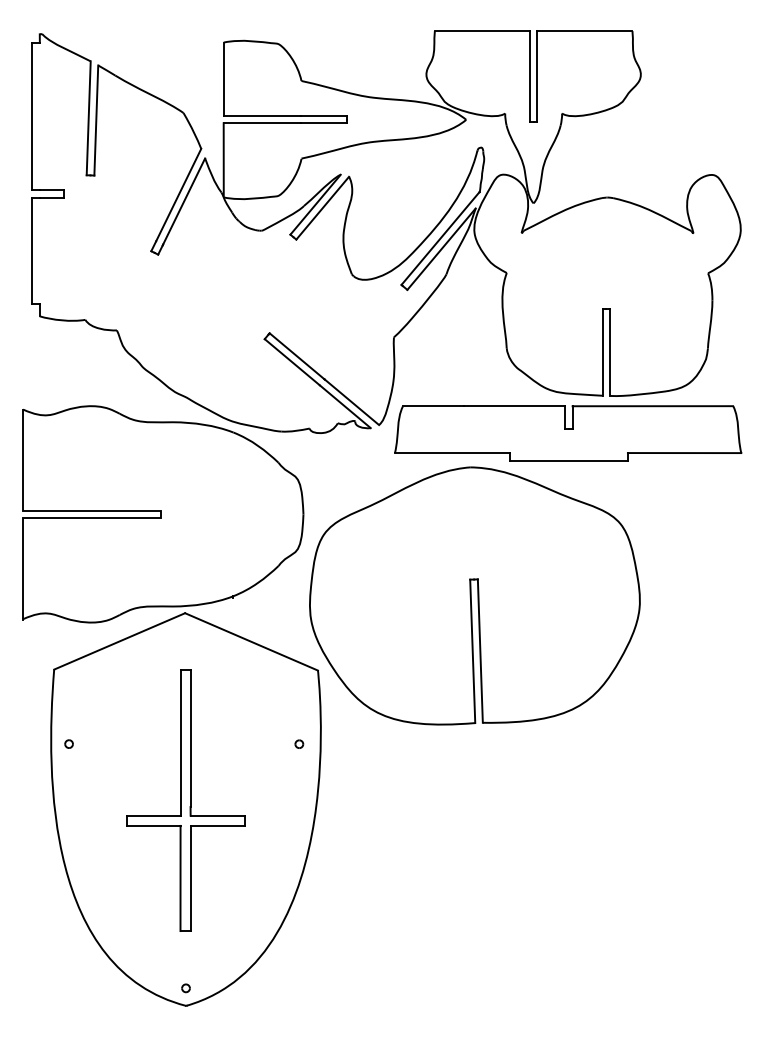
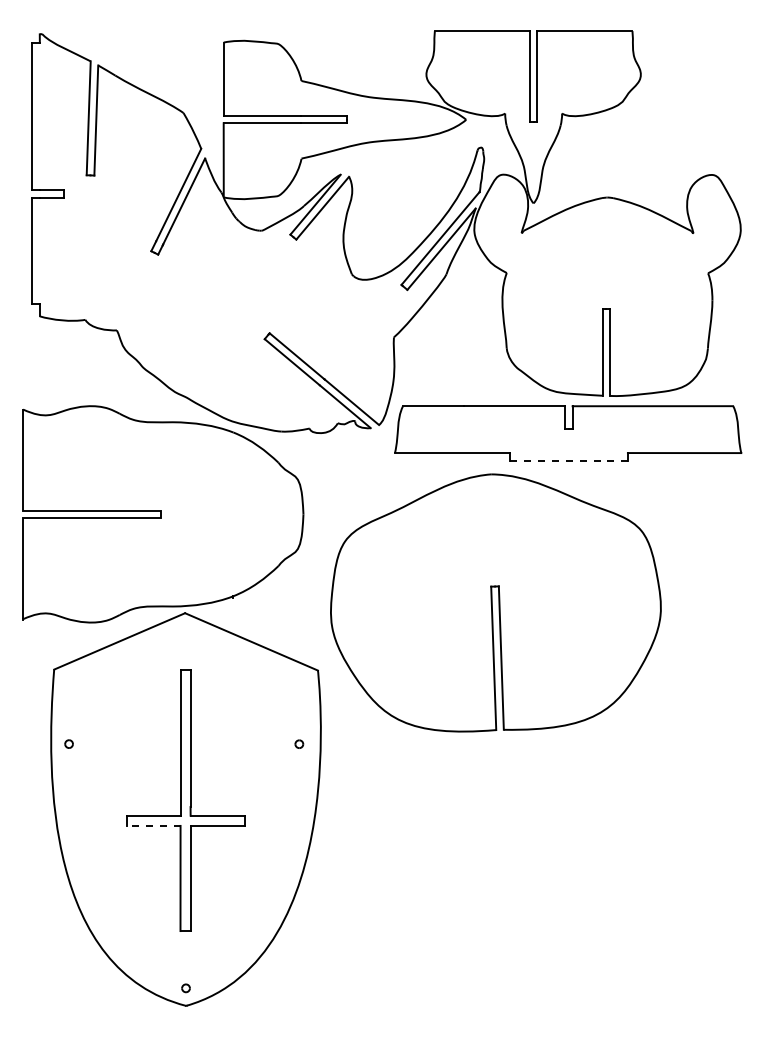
line: solid -> dashed (569, 460)
part position: (474, 595) -> (495, 602) (495, 602)
line: solid -> dashed (153, 825)
